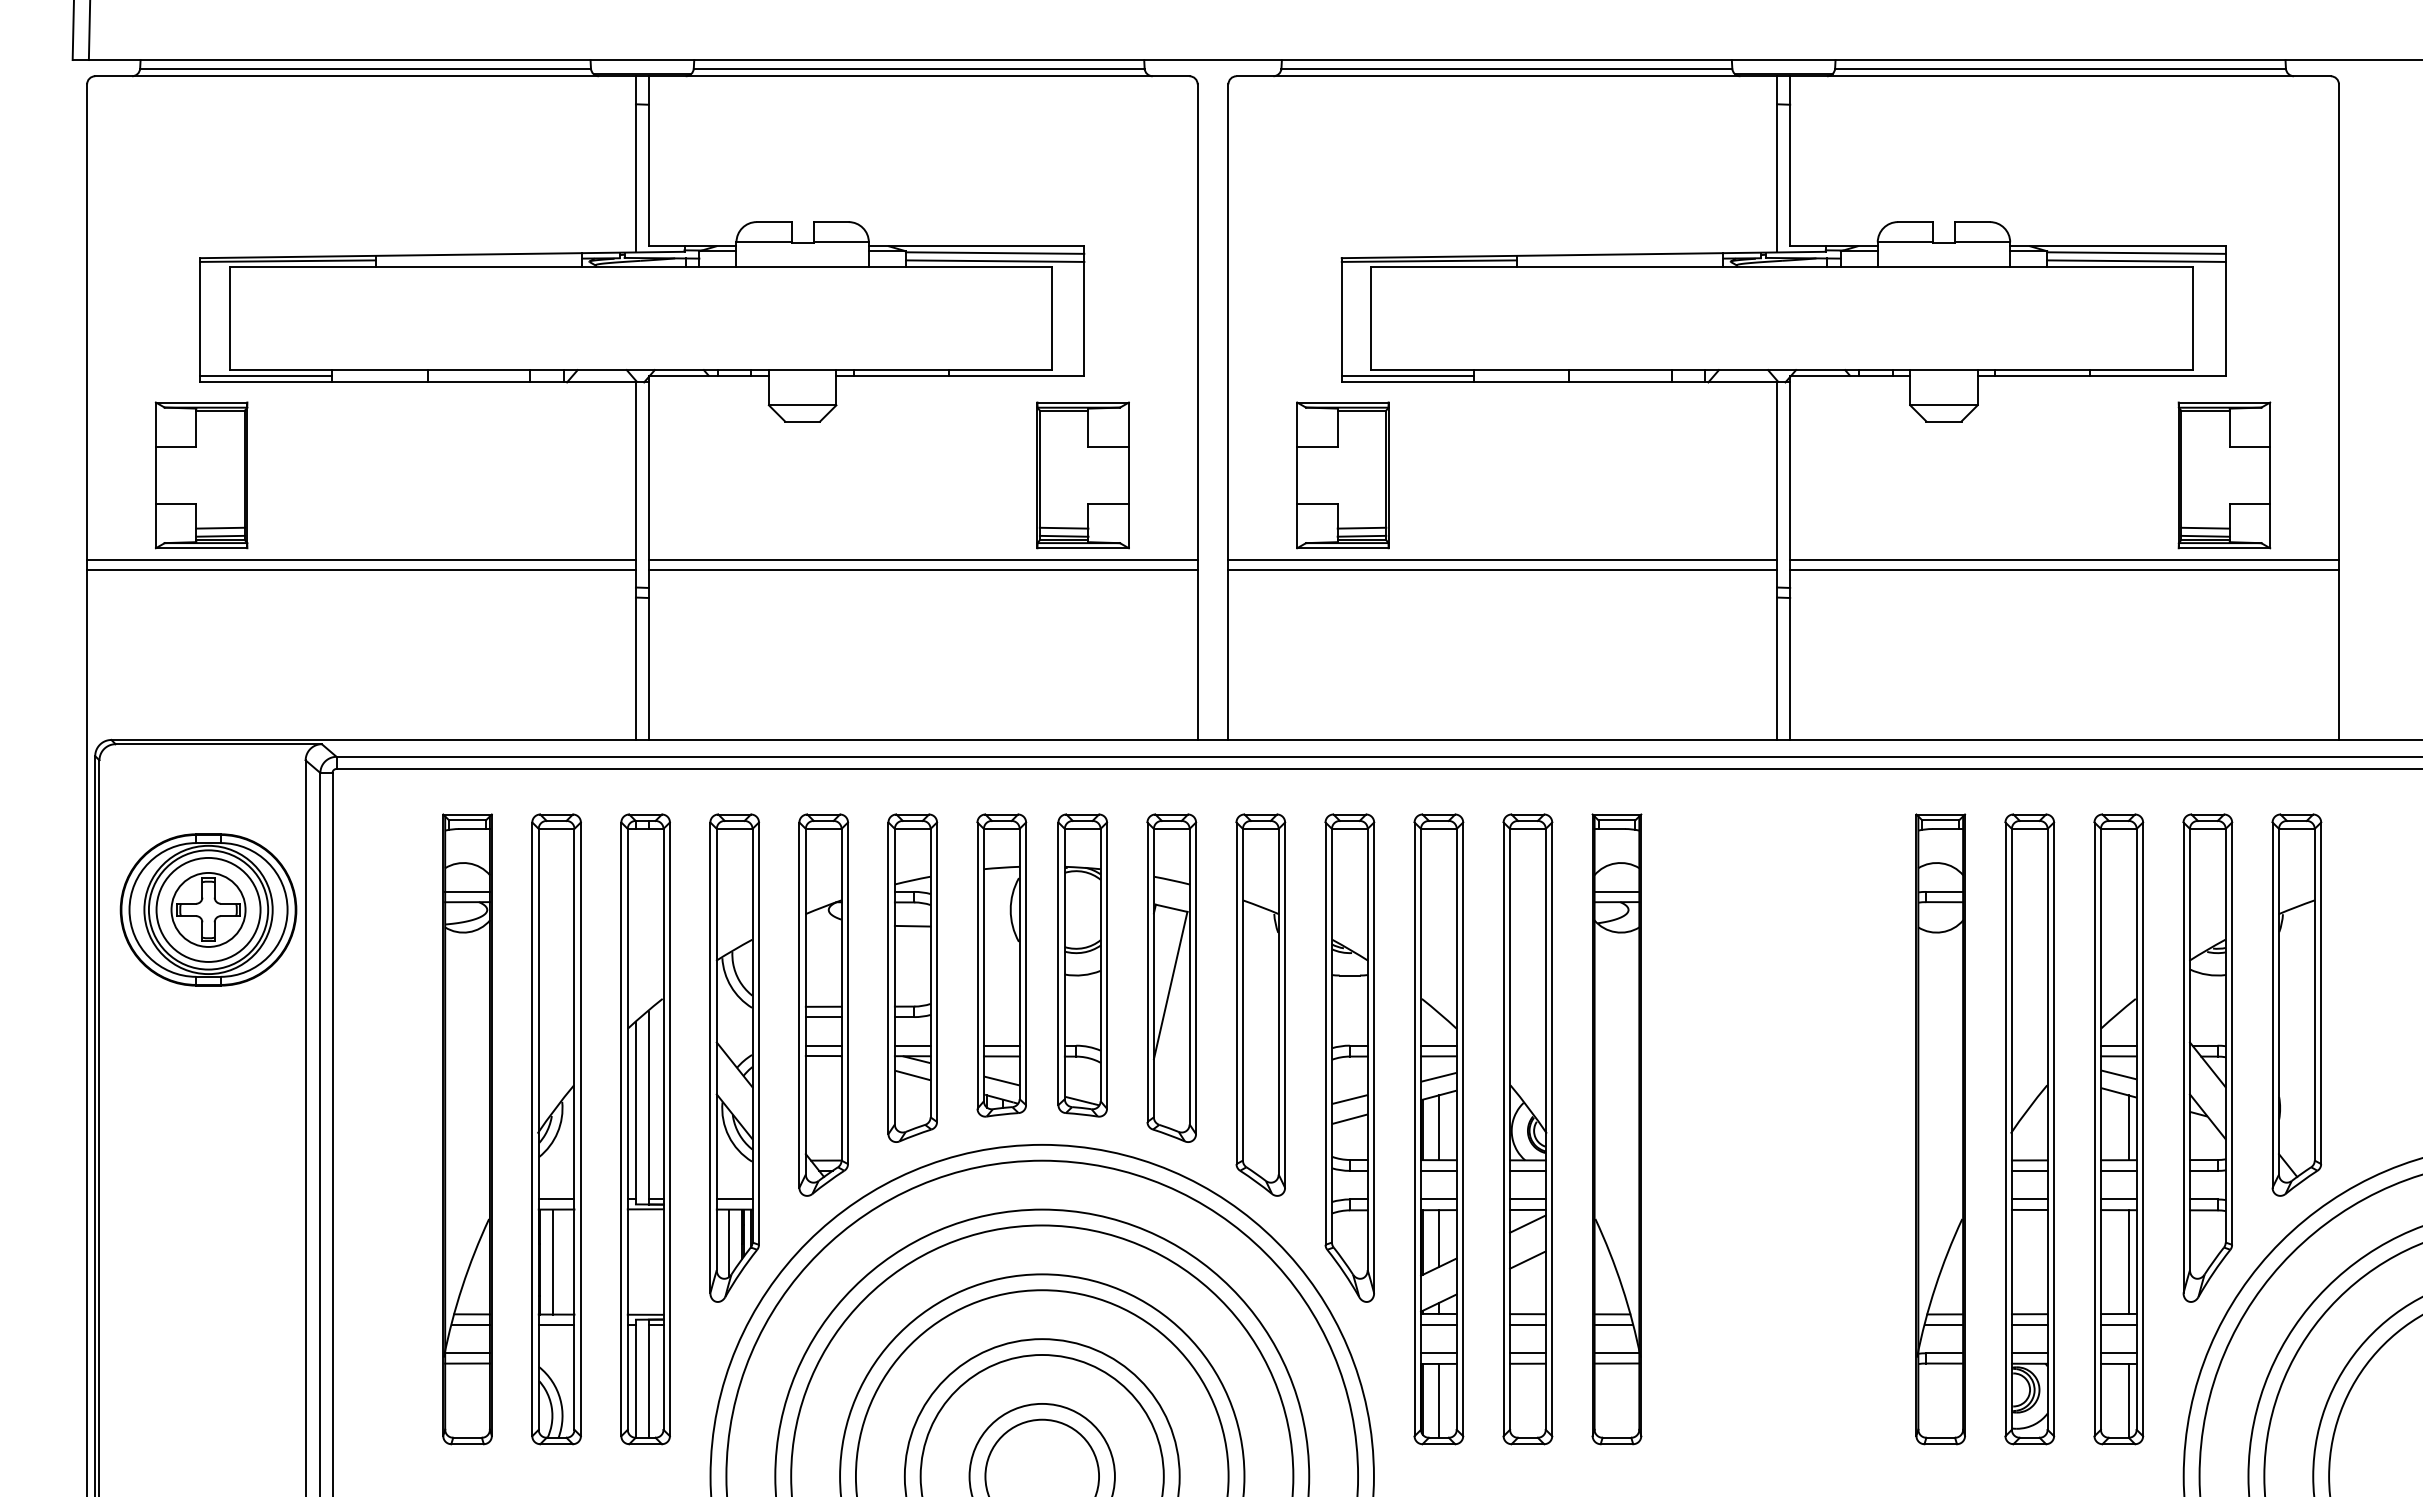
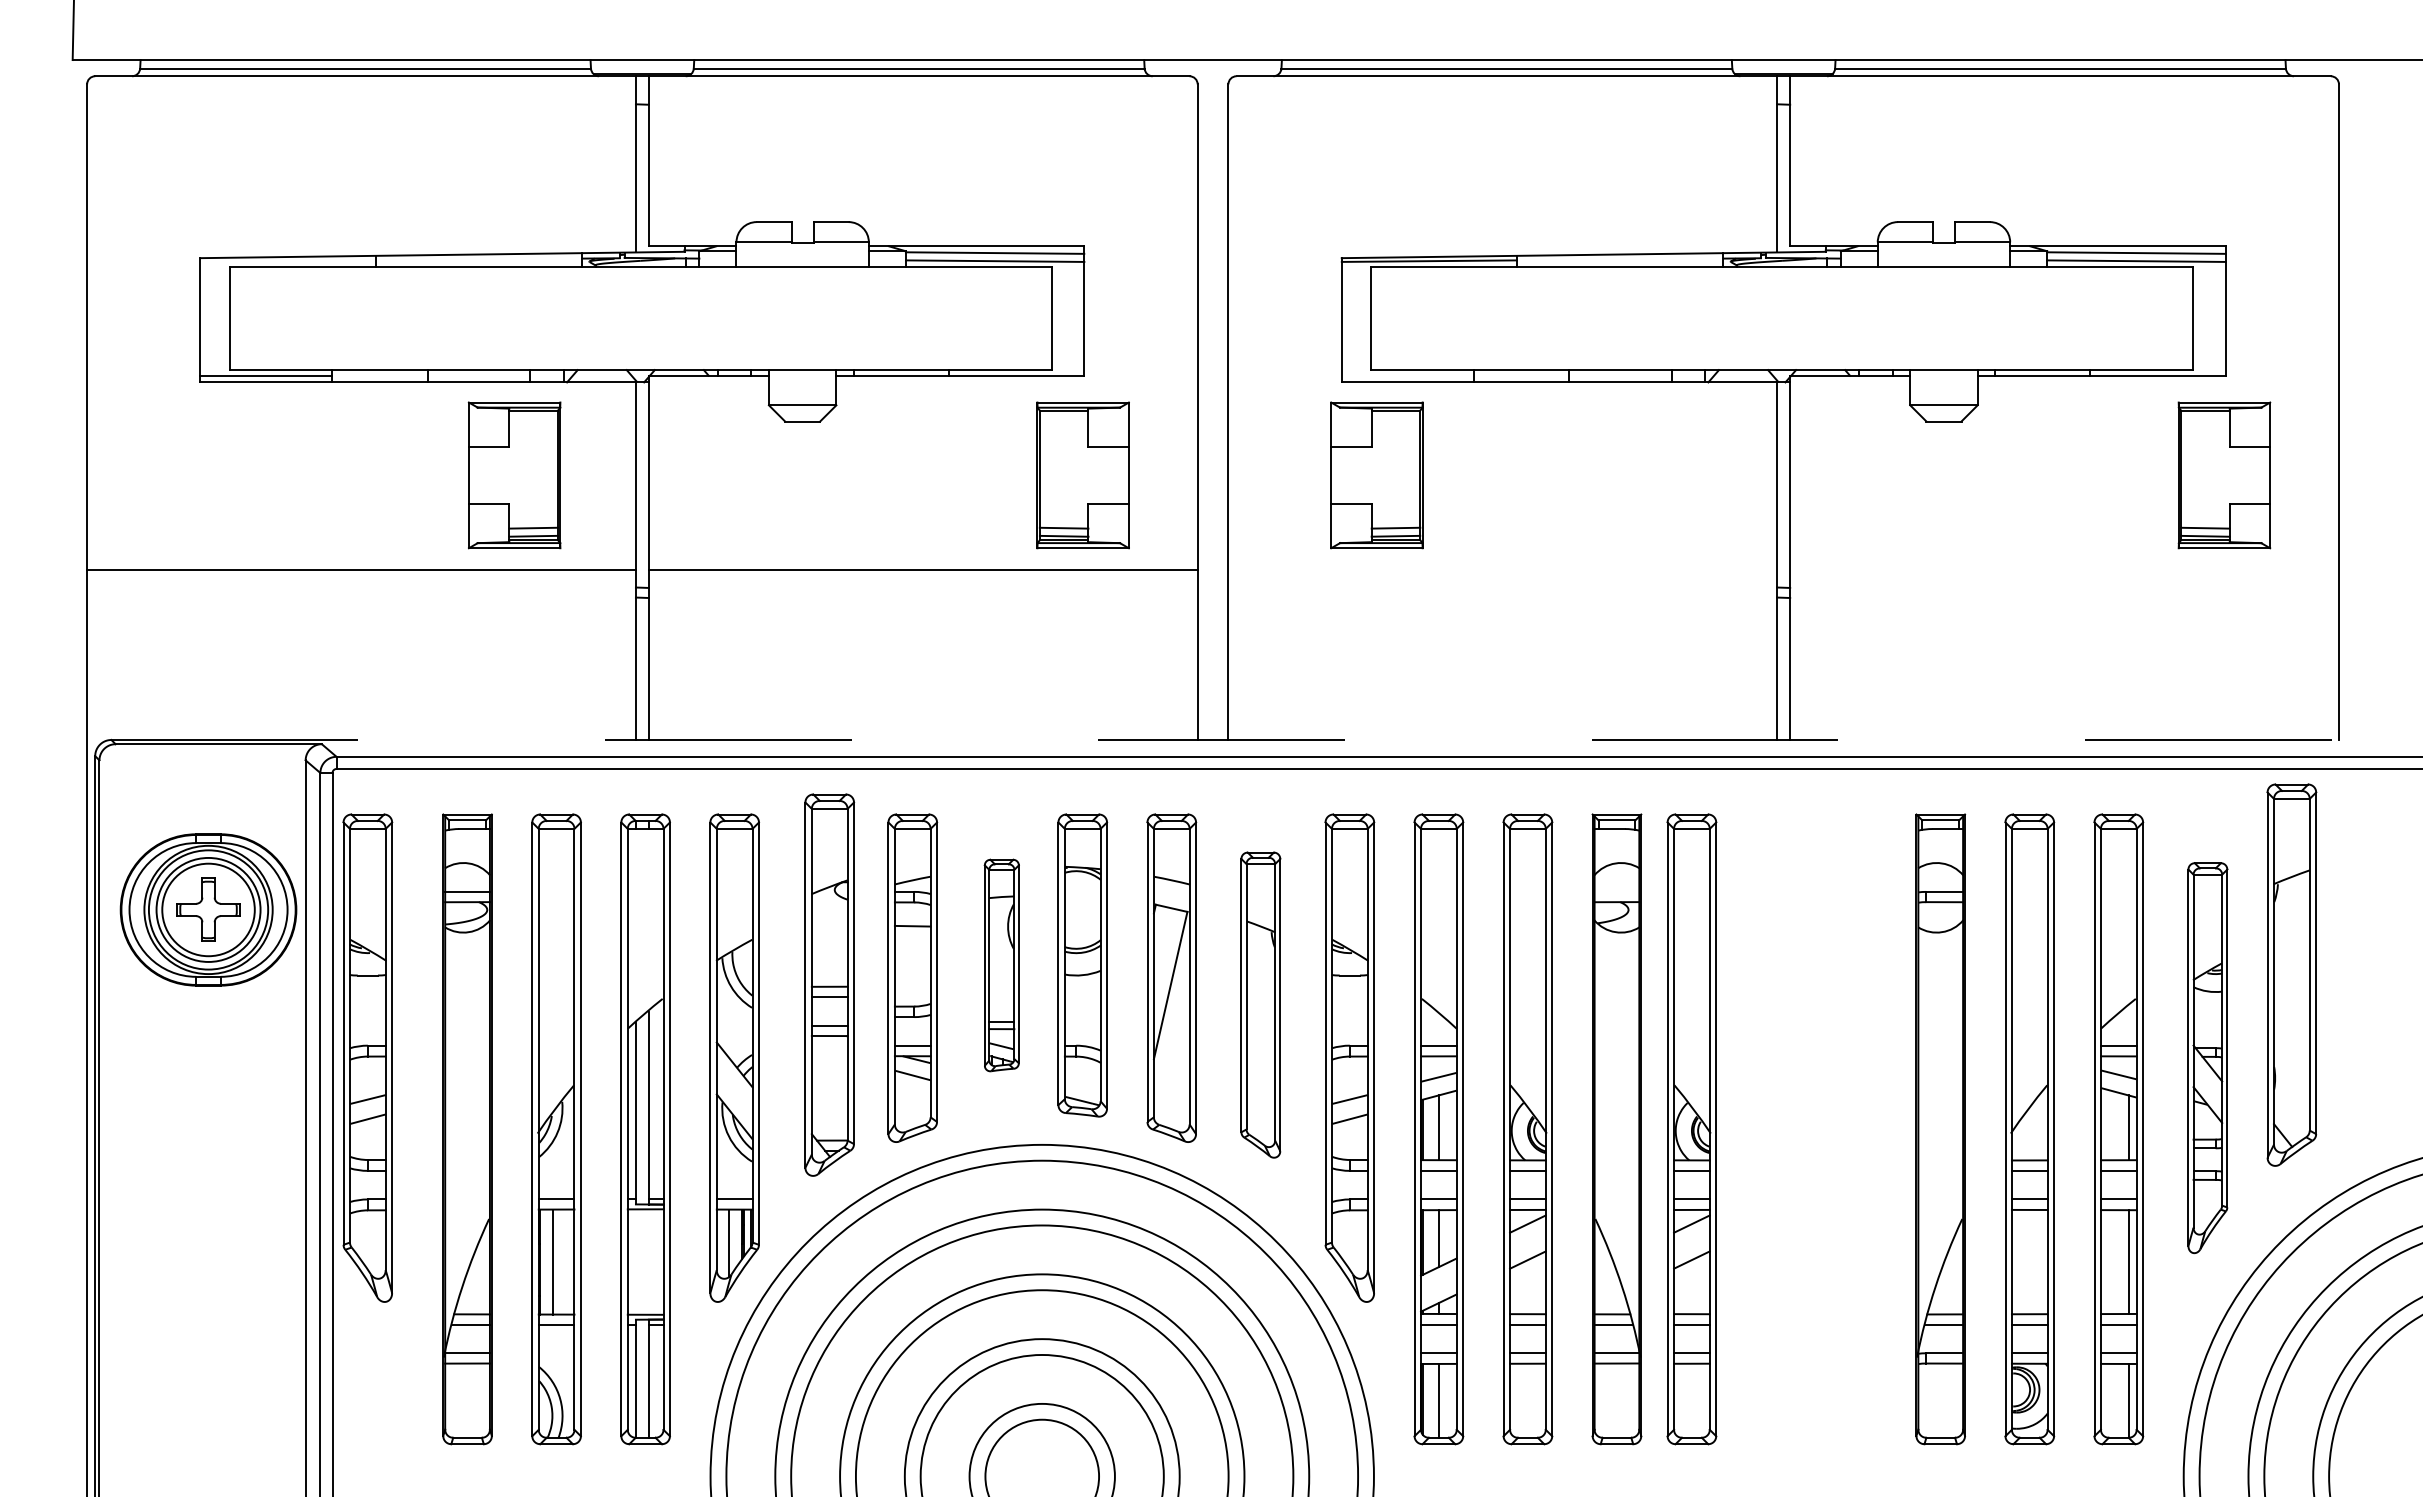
line: present -> none (89, 31)
line: present -> none (287, 260)
line: present -> none (1407, 375)
part position: (201, 475) -> (514, 475) (514, 475)
part position: (1342, 475) -> (1376, 475) (1376, 475)
line: present -> none (361, 559)
line: present -> none (922, 559)
line: present -> none (1502, 559)
line: present -> none (2064, 559)
line: present -> none (1502, 570)
line: present -> none (2064, 570)
line: solid -> dashed (1267, 739)
line: present -> none (1616, 891)
circle diameter: 74 px -> 93 px (208, 909)
part size: 52x305 px -> 37x215 px (1001, 965)
part position: (823, 1004) -> (829, 984) (829, 984)
part size: 52x384 px -> 42x308 px (1260, 1004)
part position: (2296, 1004) -> (2291, 974) (2291, 974)
part: none -> present (367, 1057)
part size: 52x490 px -> 42x393 px (2207, 1058)
part: none -> present (1691, 1129)
